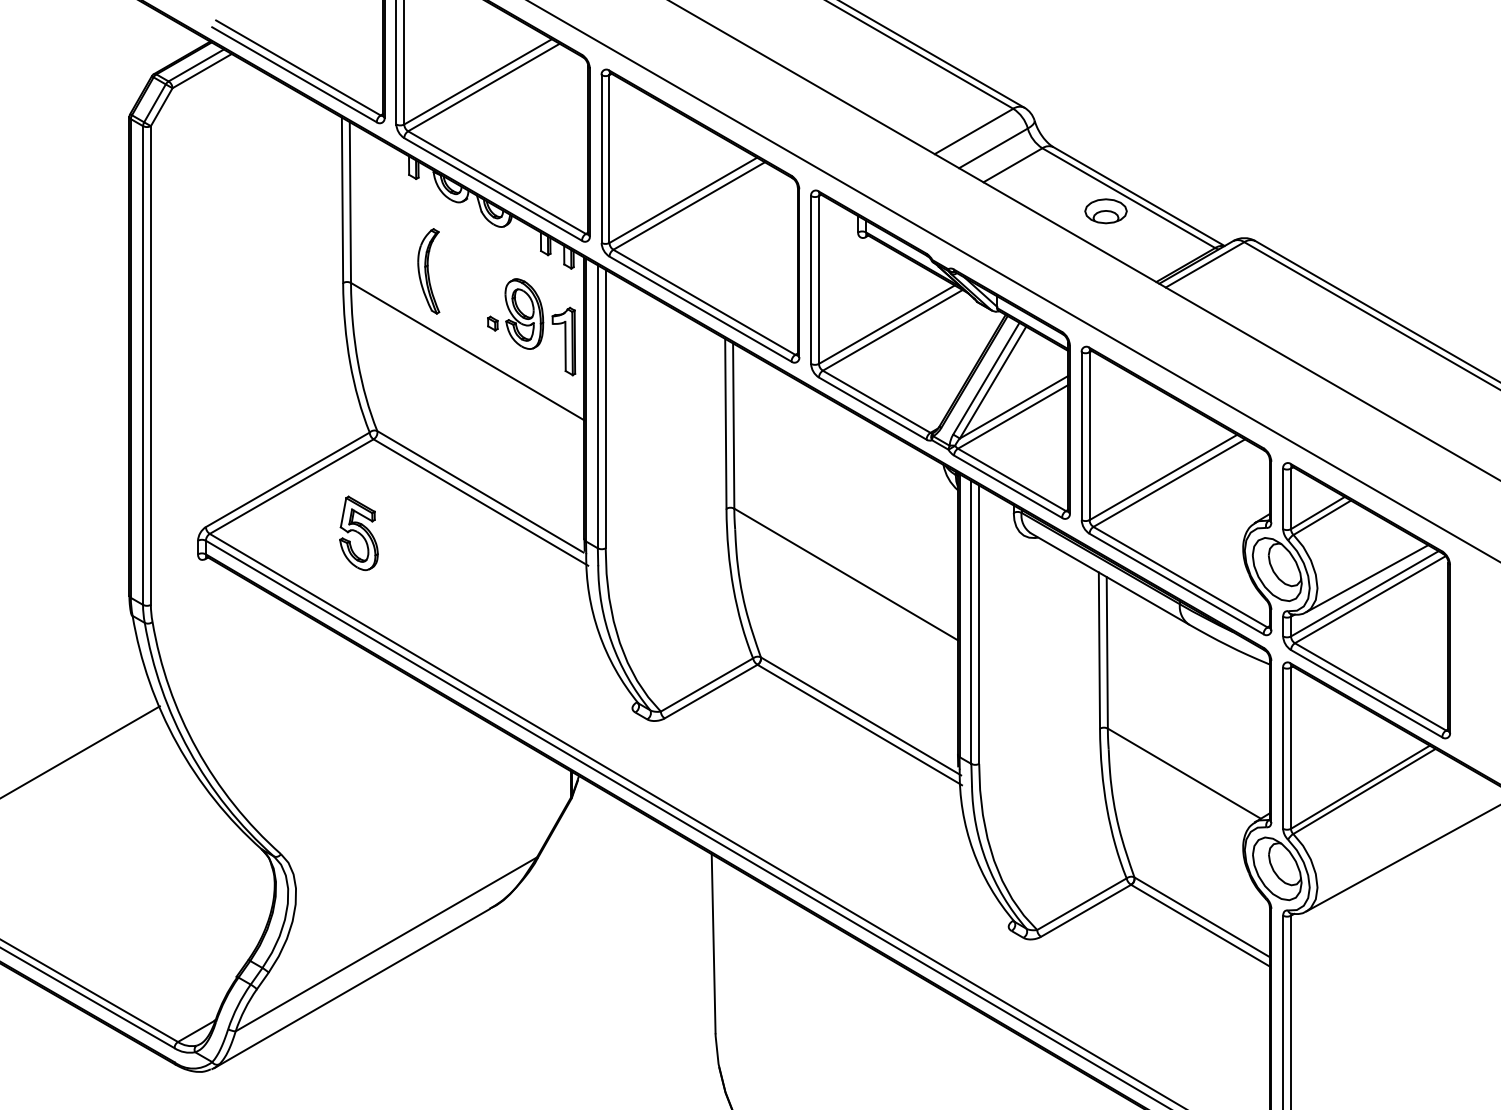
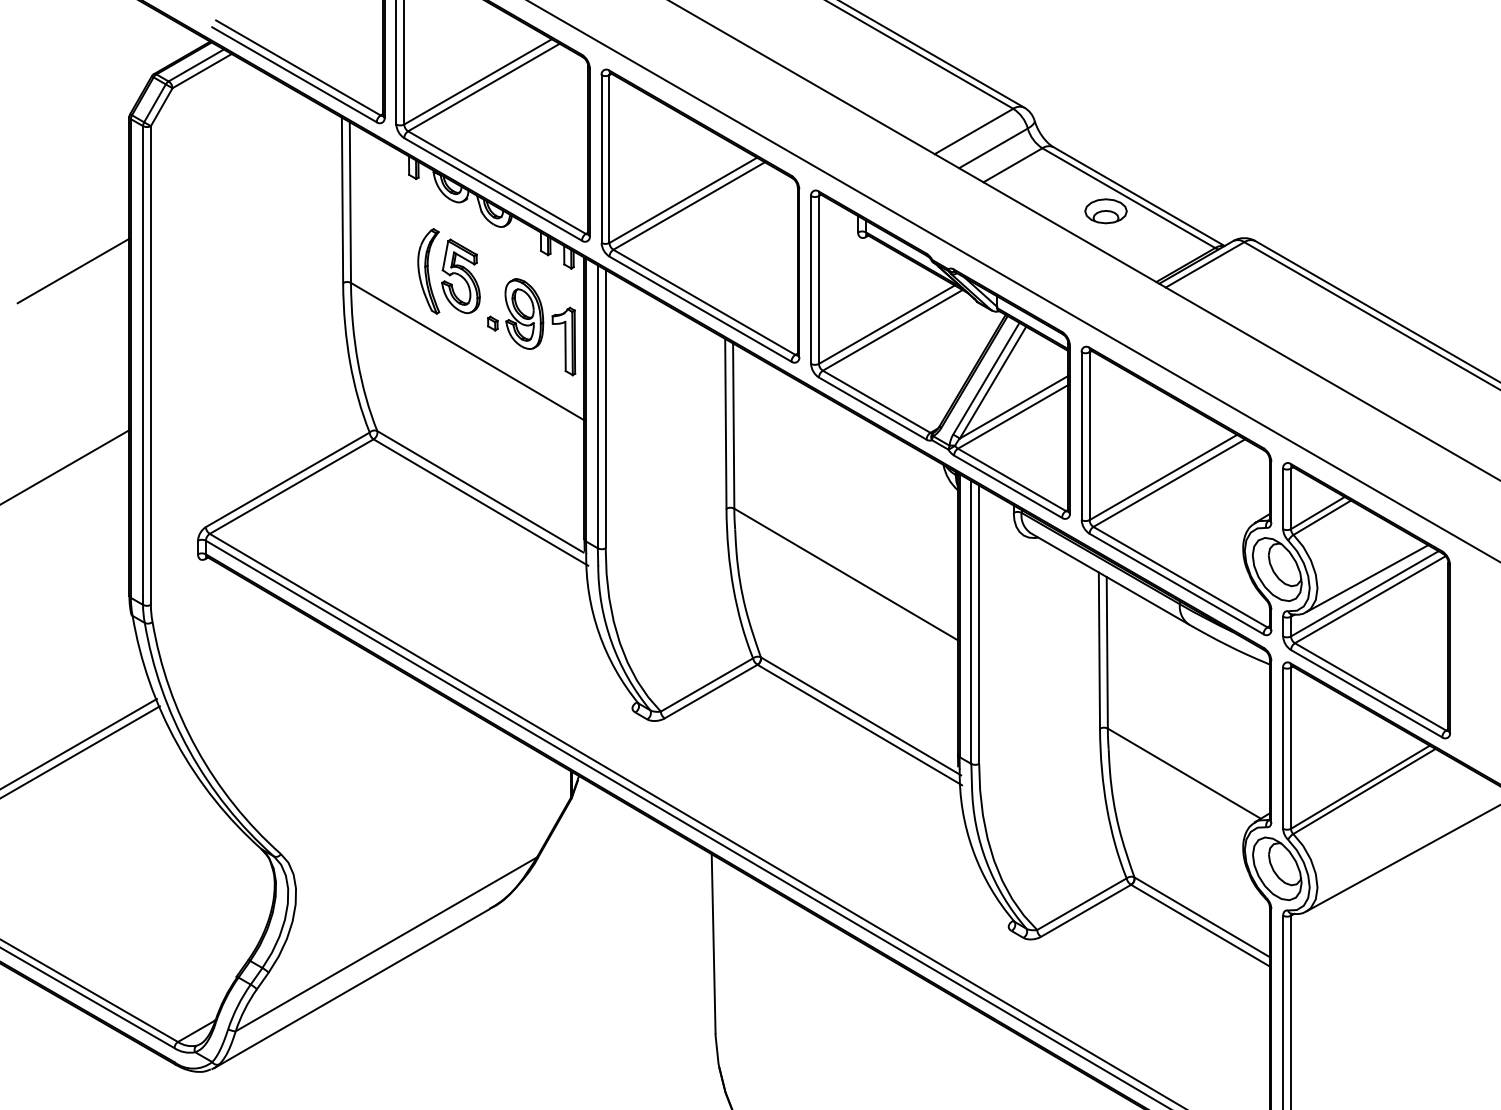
line: none -> present (73, 270)
line: none -> present (65, 466)
part position: (358, 533) -> (460, 276) (460, 276)
line: none -> present (79, 743)
